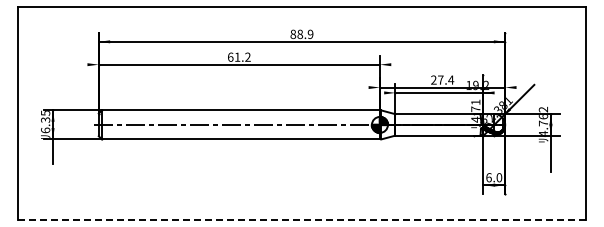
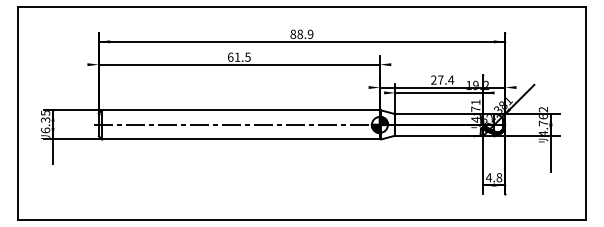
text: 61.2 -> 61.5 (247, 56)
text: 6.0 -> 4.8 (493, 177)
line: dashed -> solid (302, 220)
